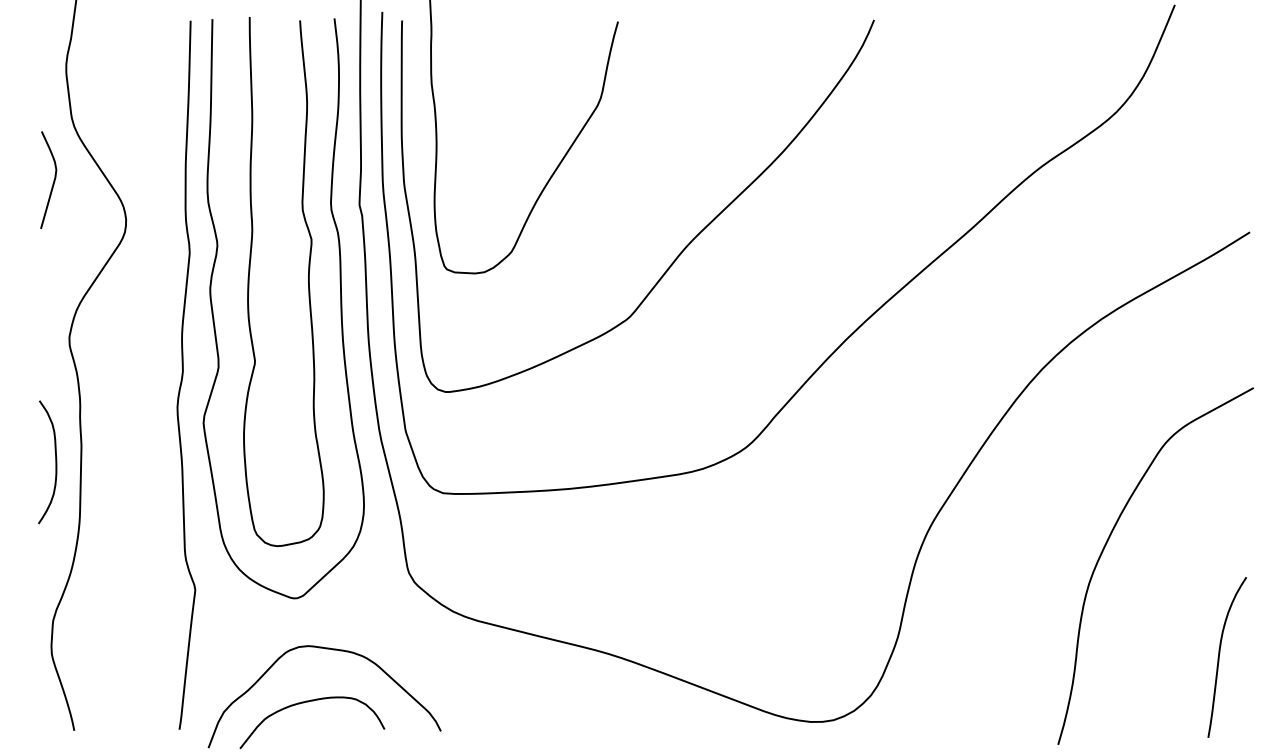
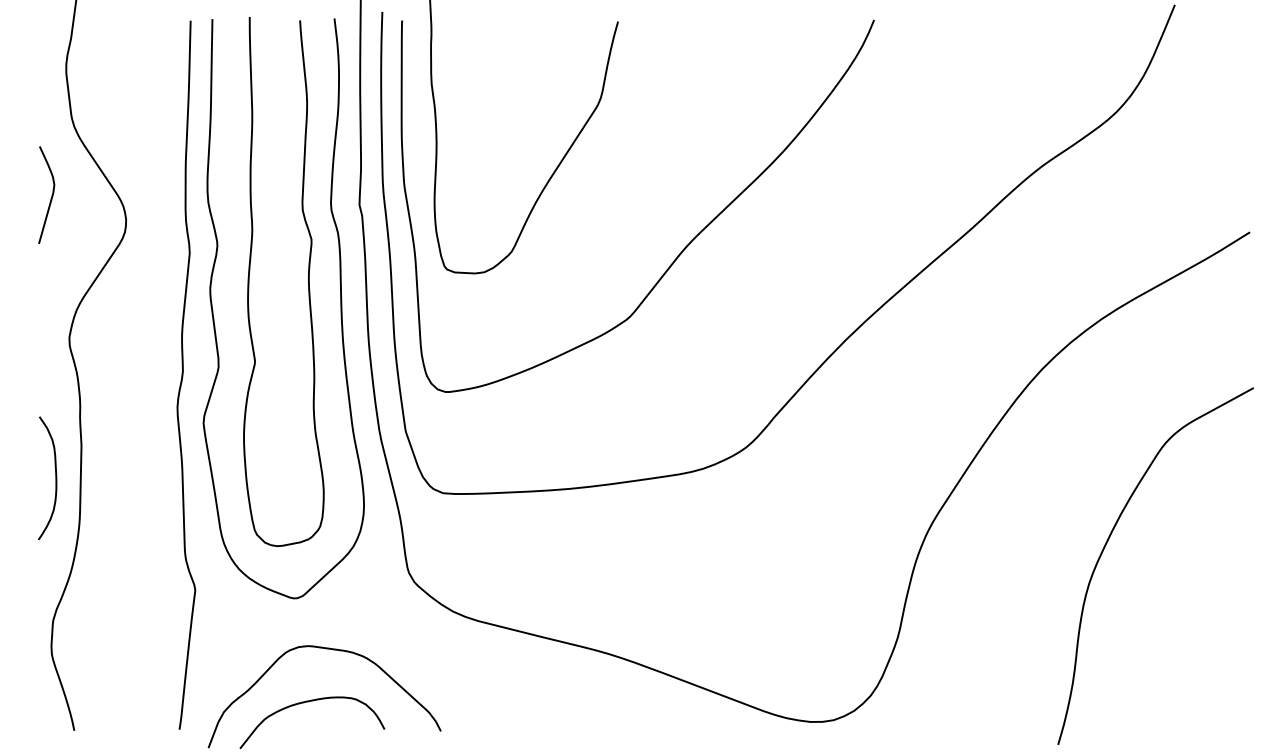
curve position: (53, 180) -> (51, 195) (51, 195)
curve position: (55, 462) -> (55, 478) (55, 478)
curve: present -> none (1219, 657)
